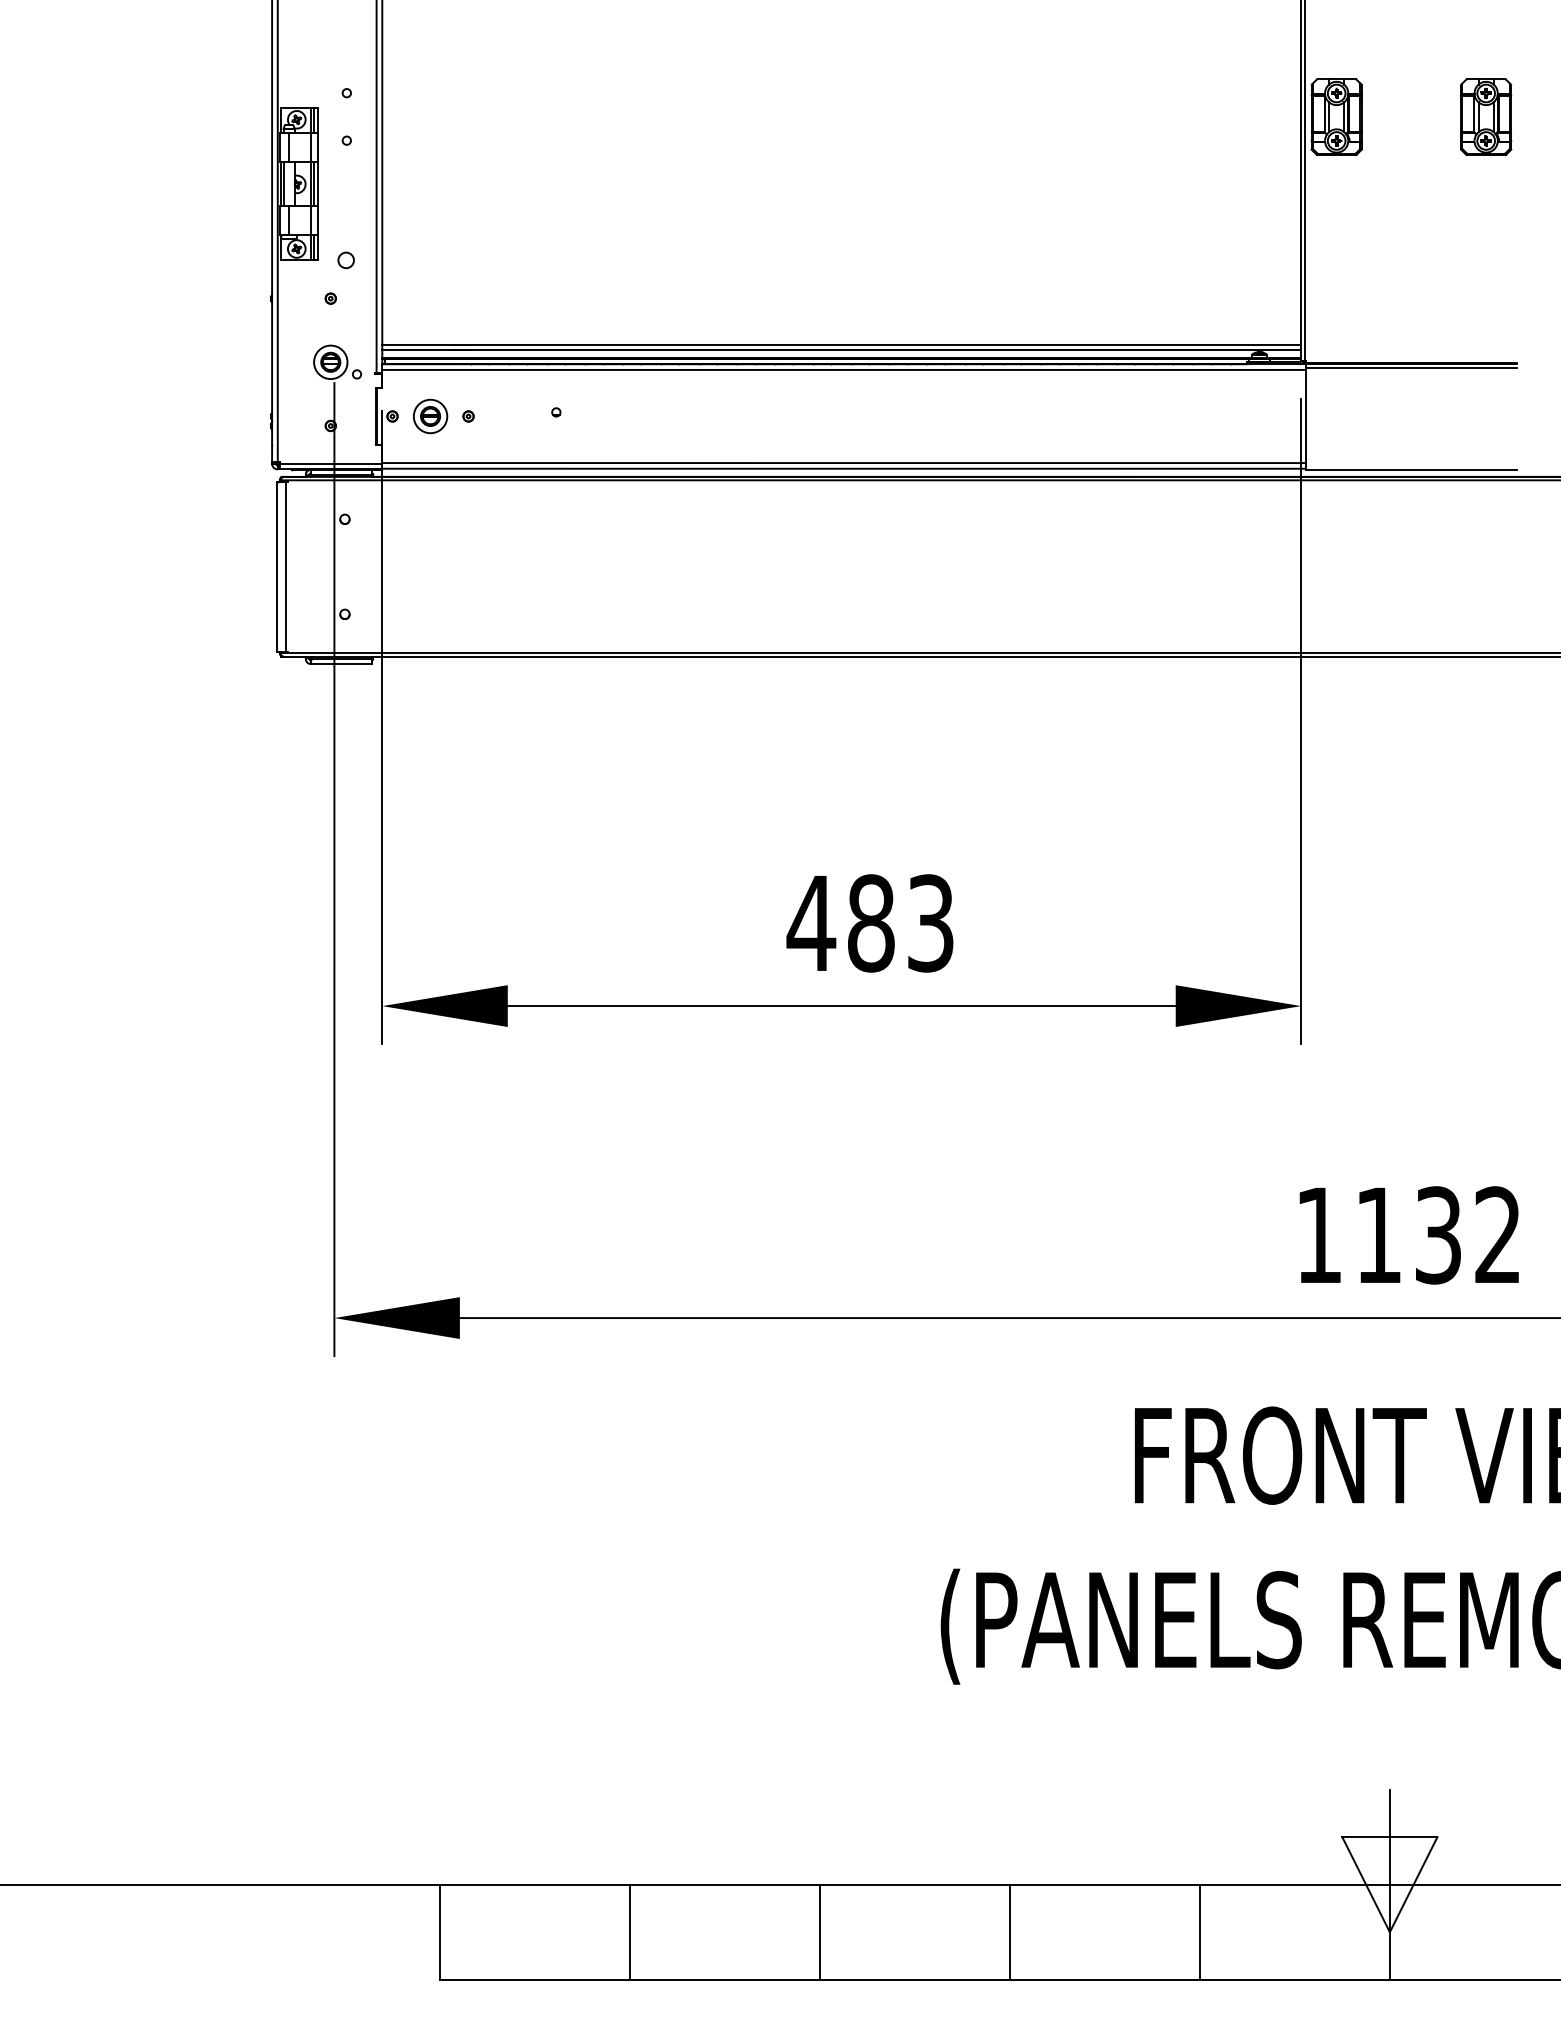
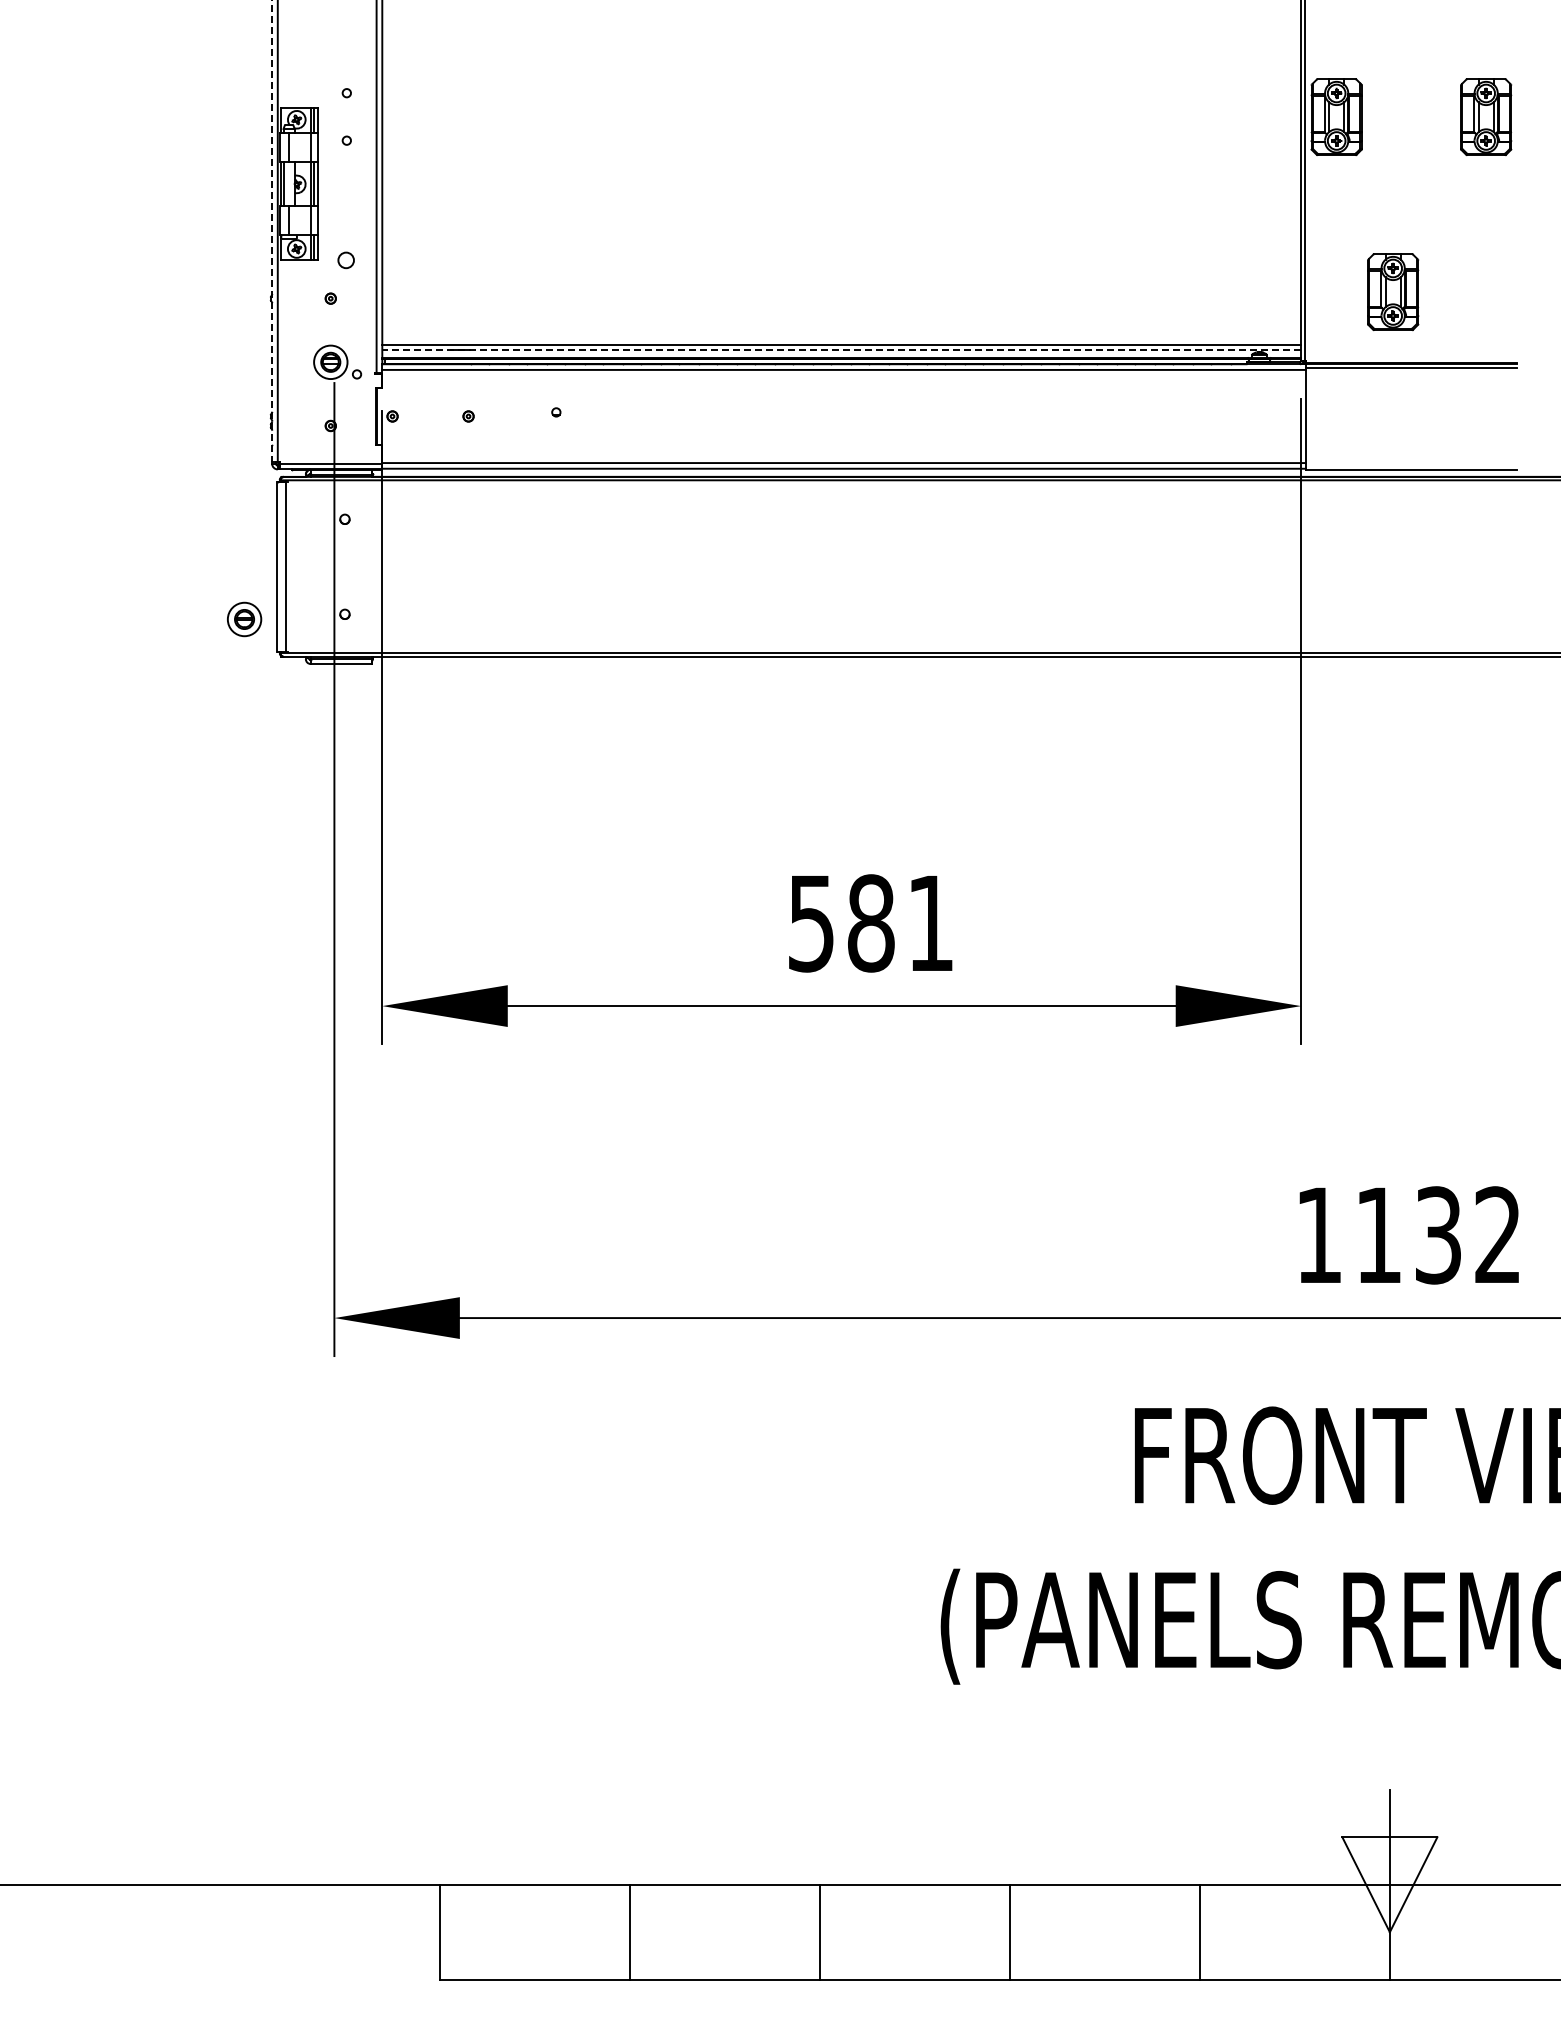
line: solid -> dashed (272, 231)
part: none -> present (1393, 292)
line: solid -> dashed (841, 349)
part position: (430, 416) -> (244, 619) (244, 619)
text: 483 -> 581 (869, 923)
